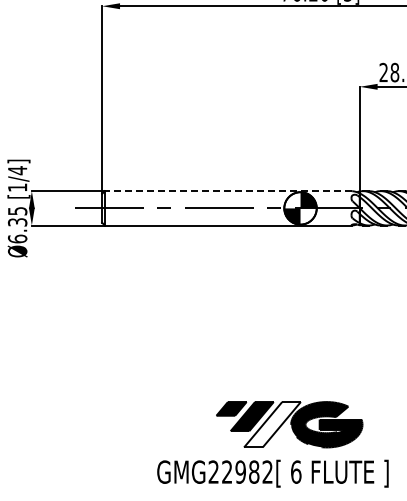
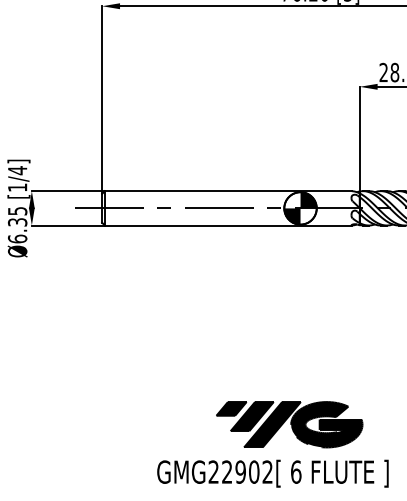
line: dashed -> solid (227, 191)
fill: none -> present (272, 424)
text: GMG22982[ -> GMG22902[ (254, 471)
